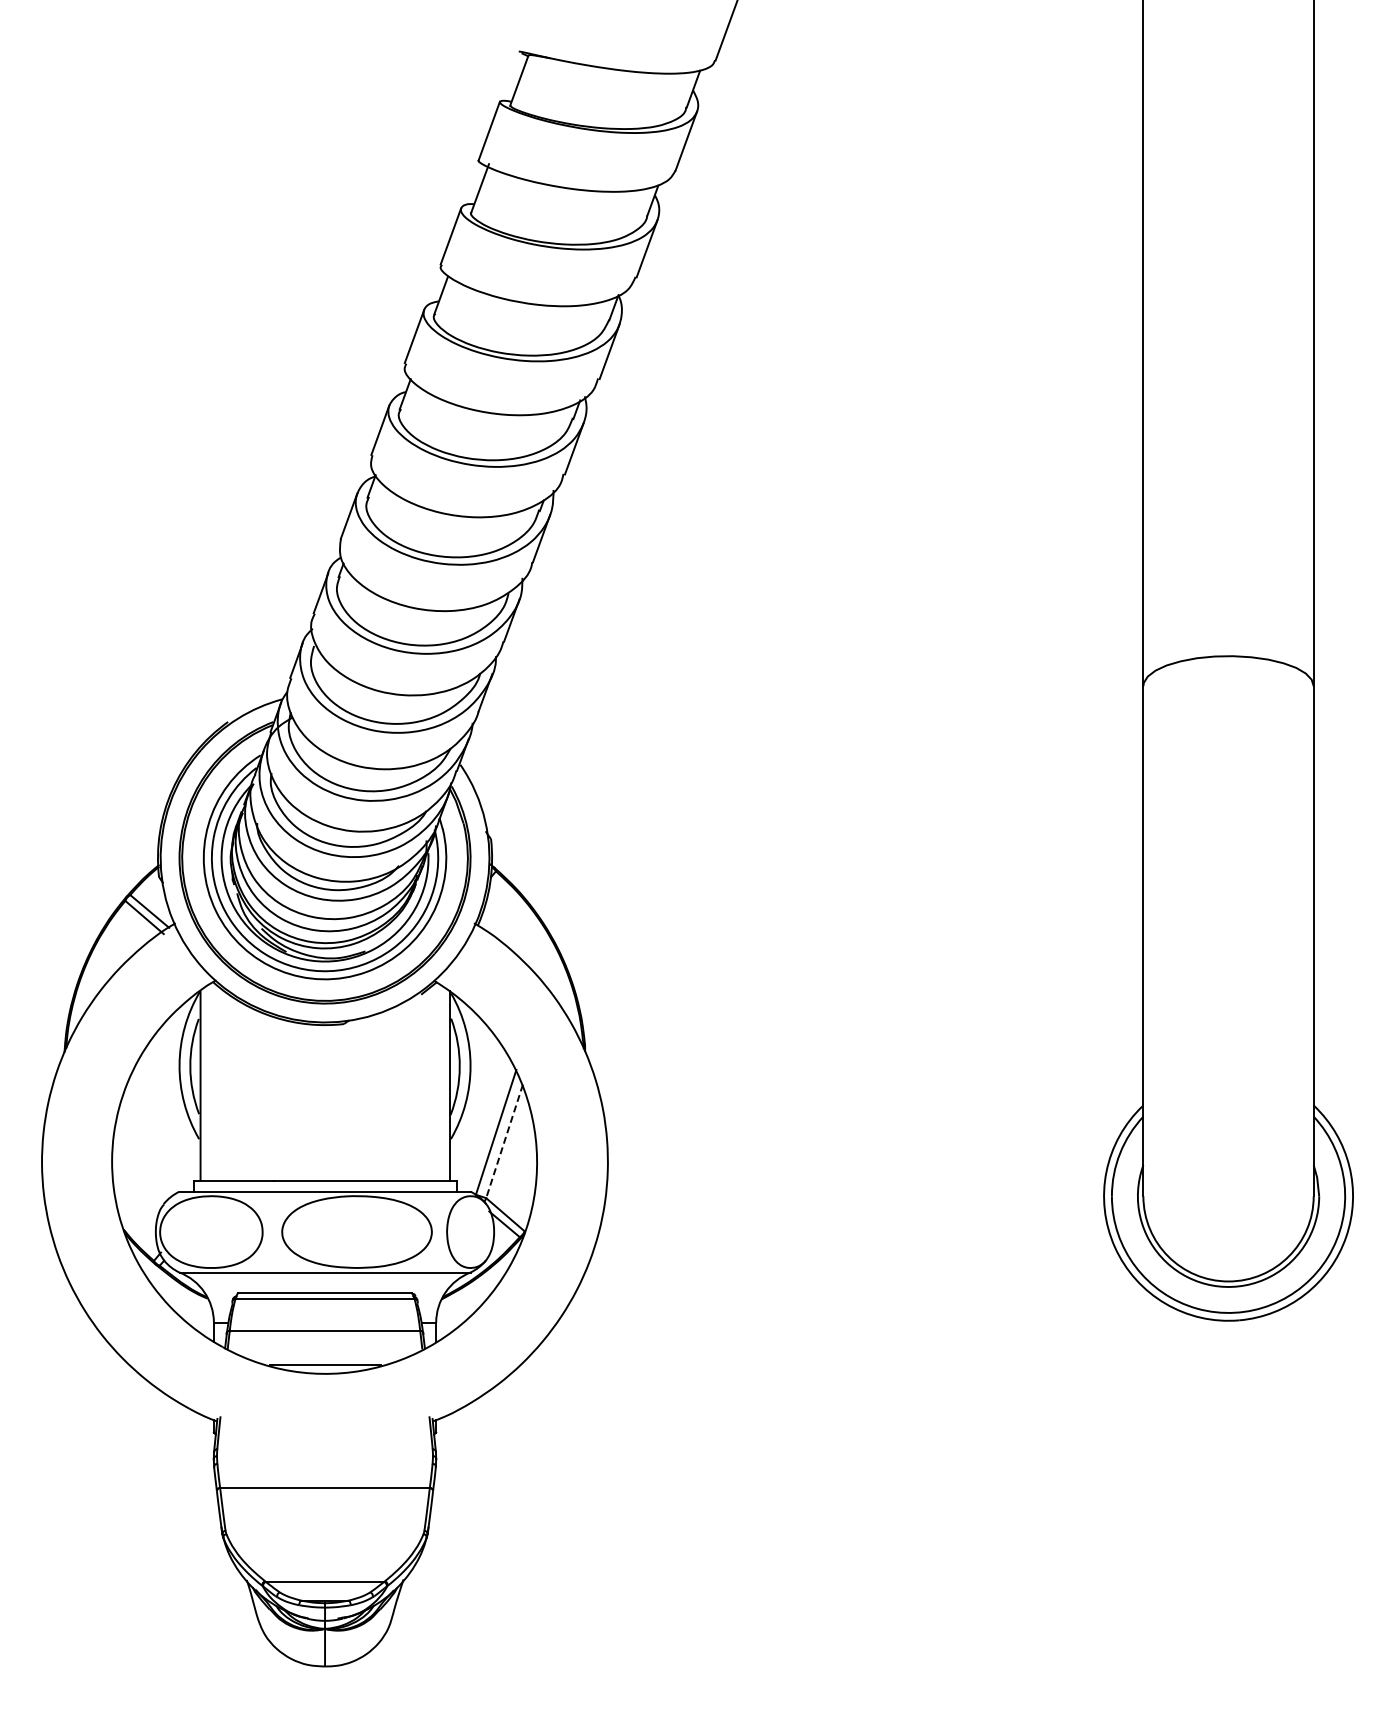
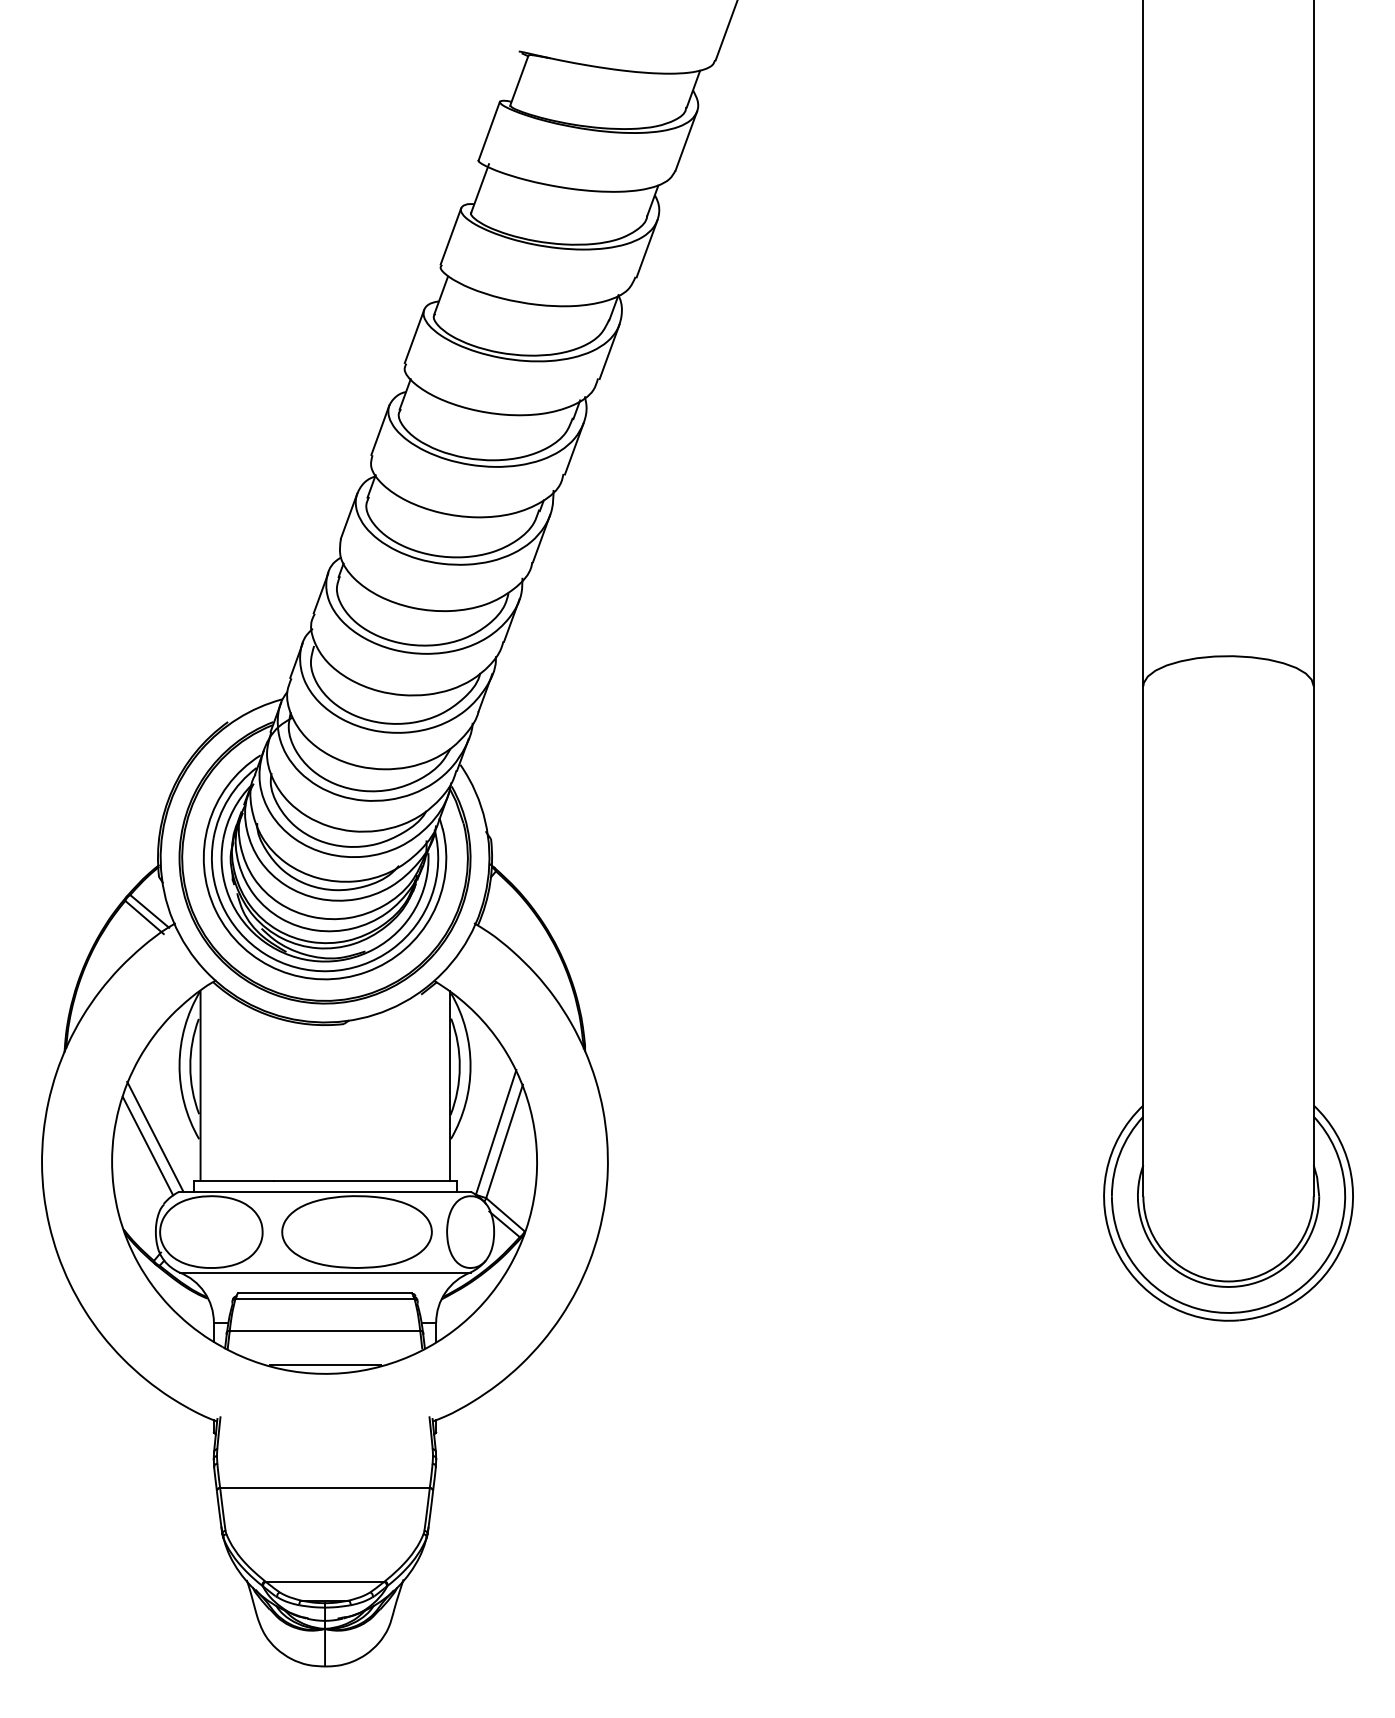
line: none -> present (155, 1136)
line: dashed -> solid (504, 1141)
line: none -> present (147, 1145)
